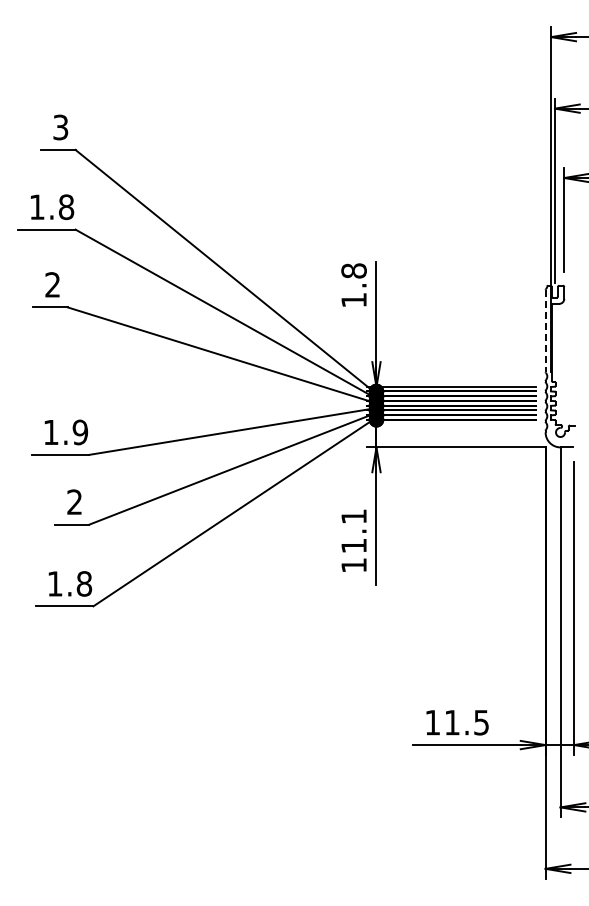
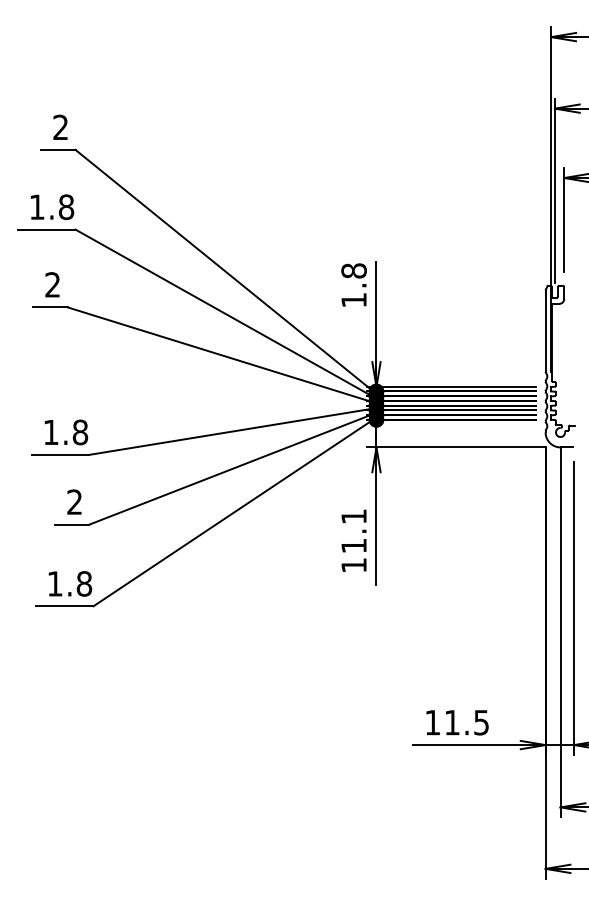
text: 3 -> 2 (60, 127)
line: dashed -> solid (545, 331)
text: 1.9 -> 1.8 (80, 432)
